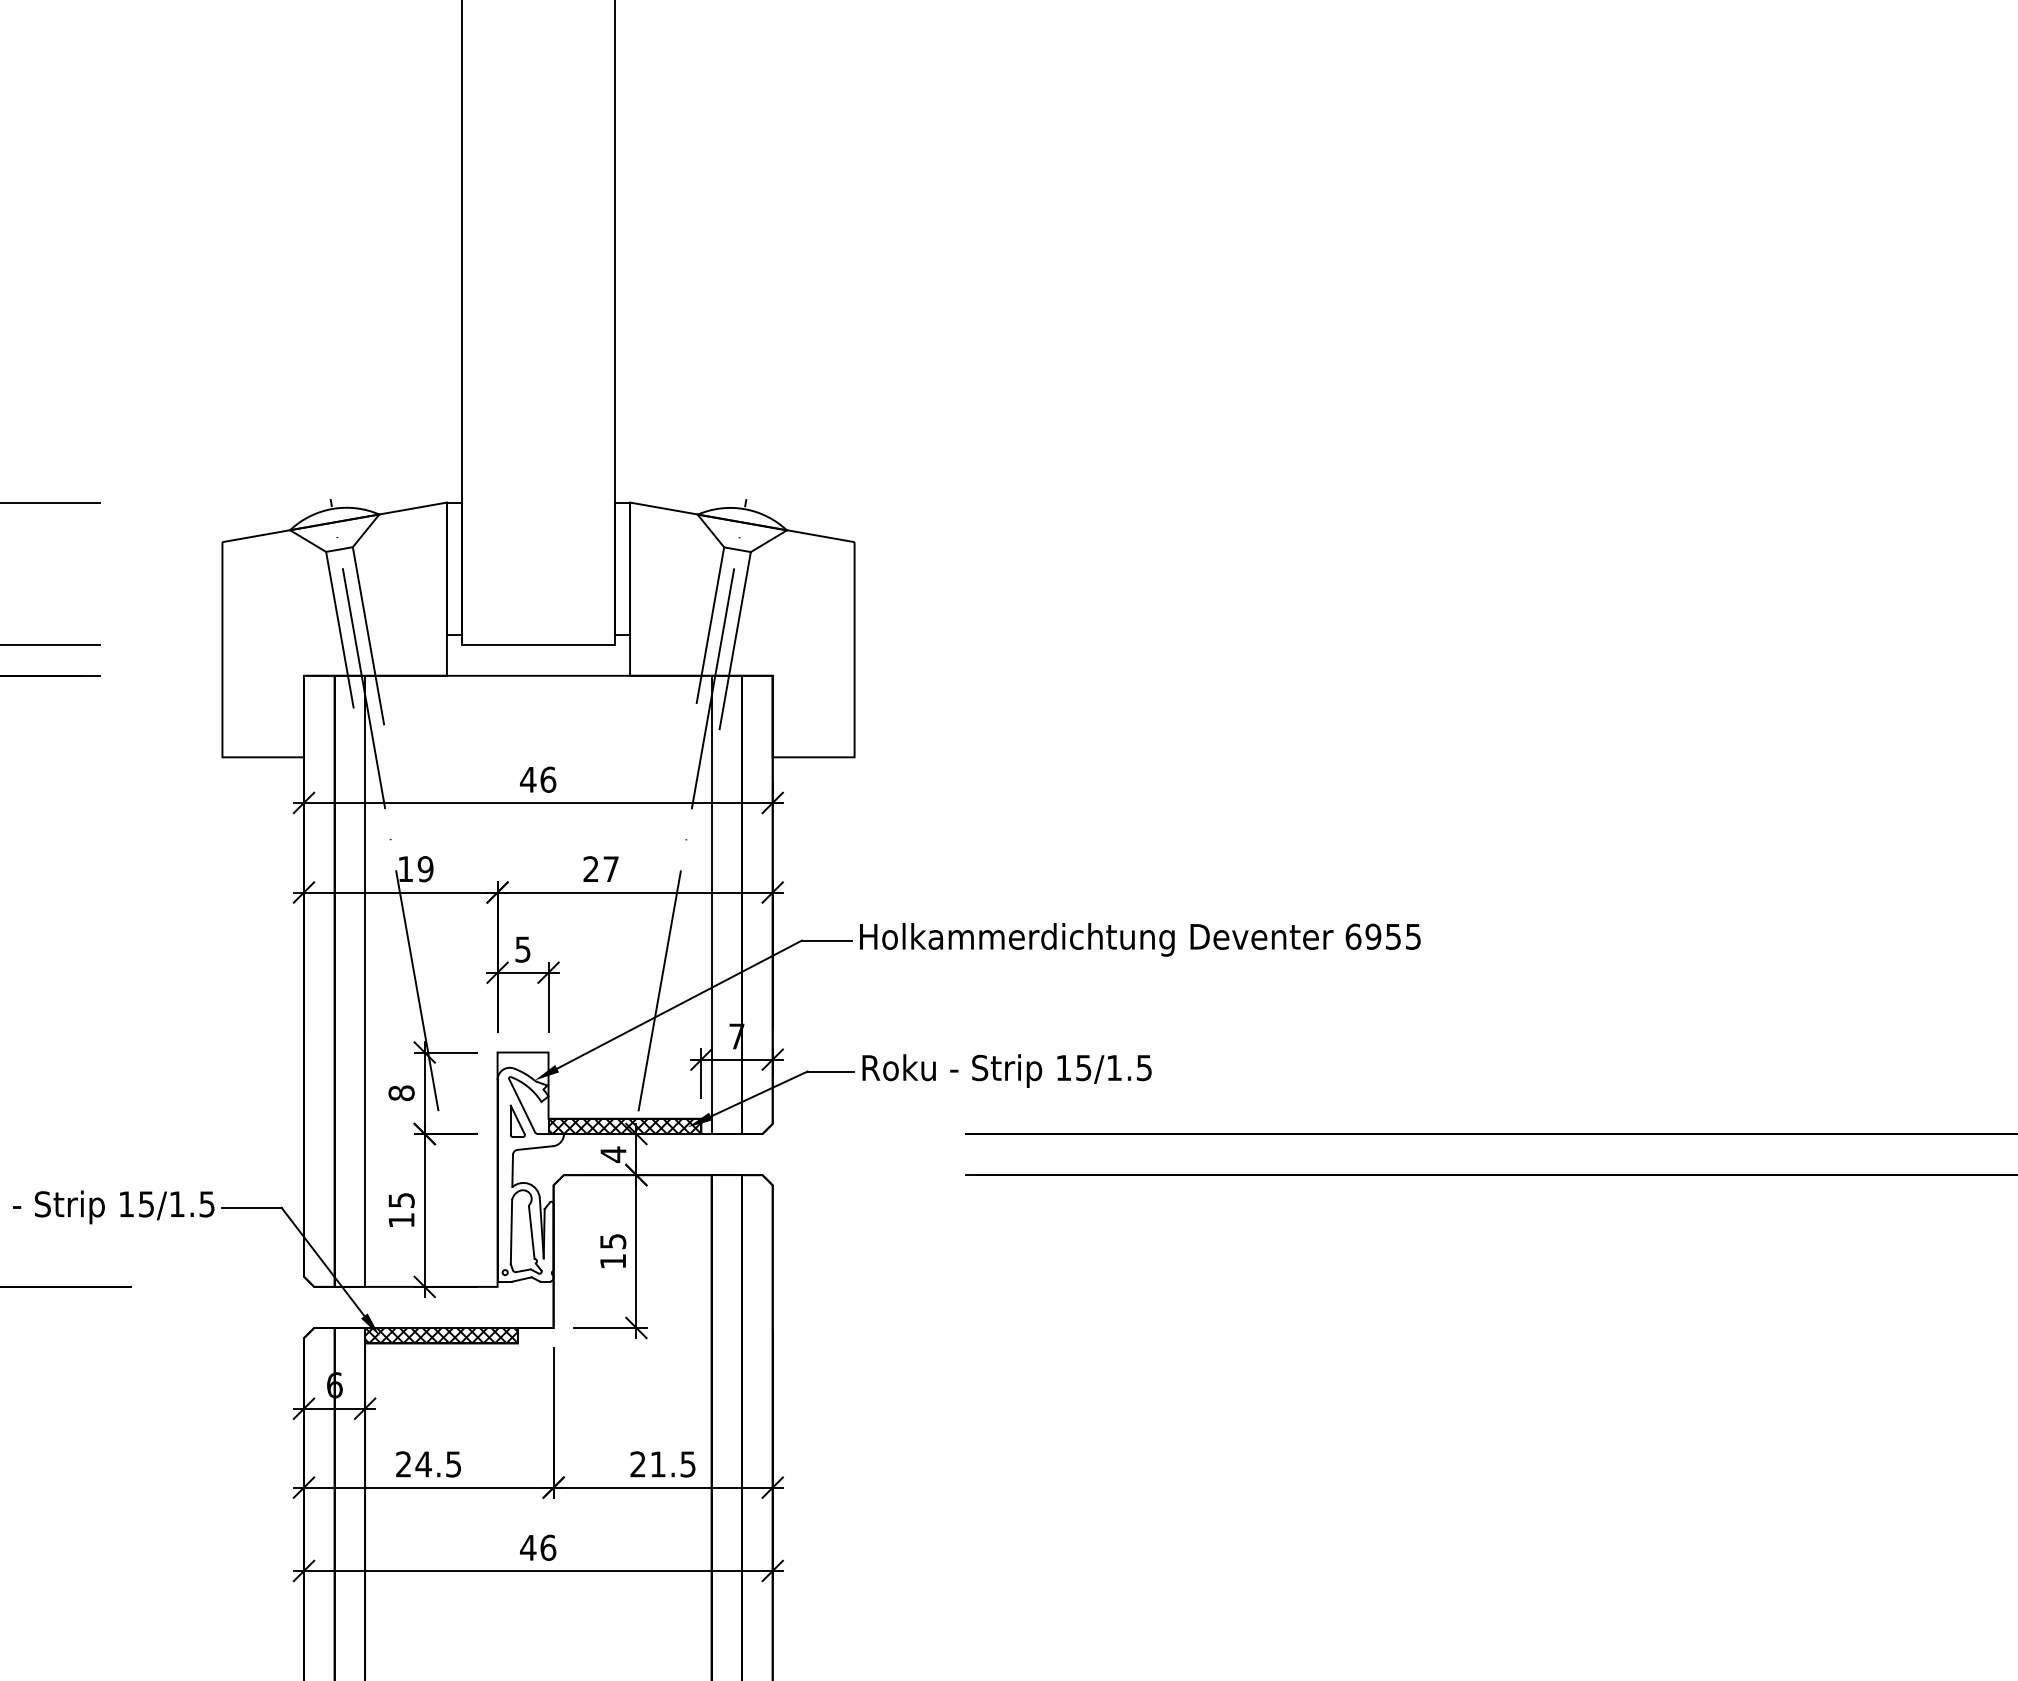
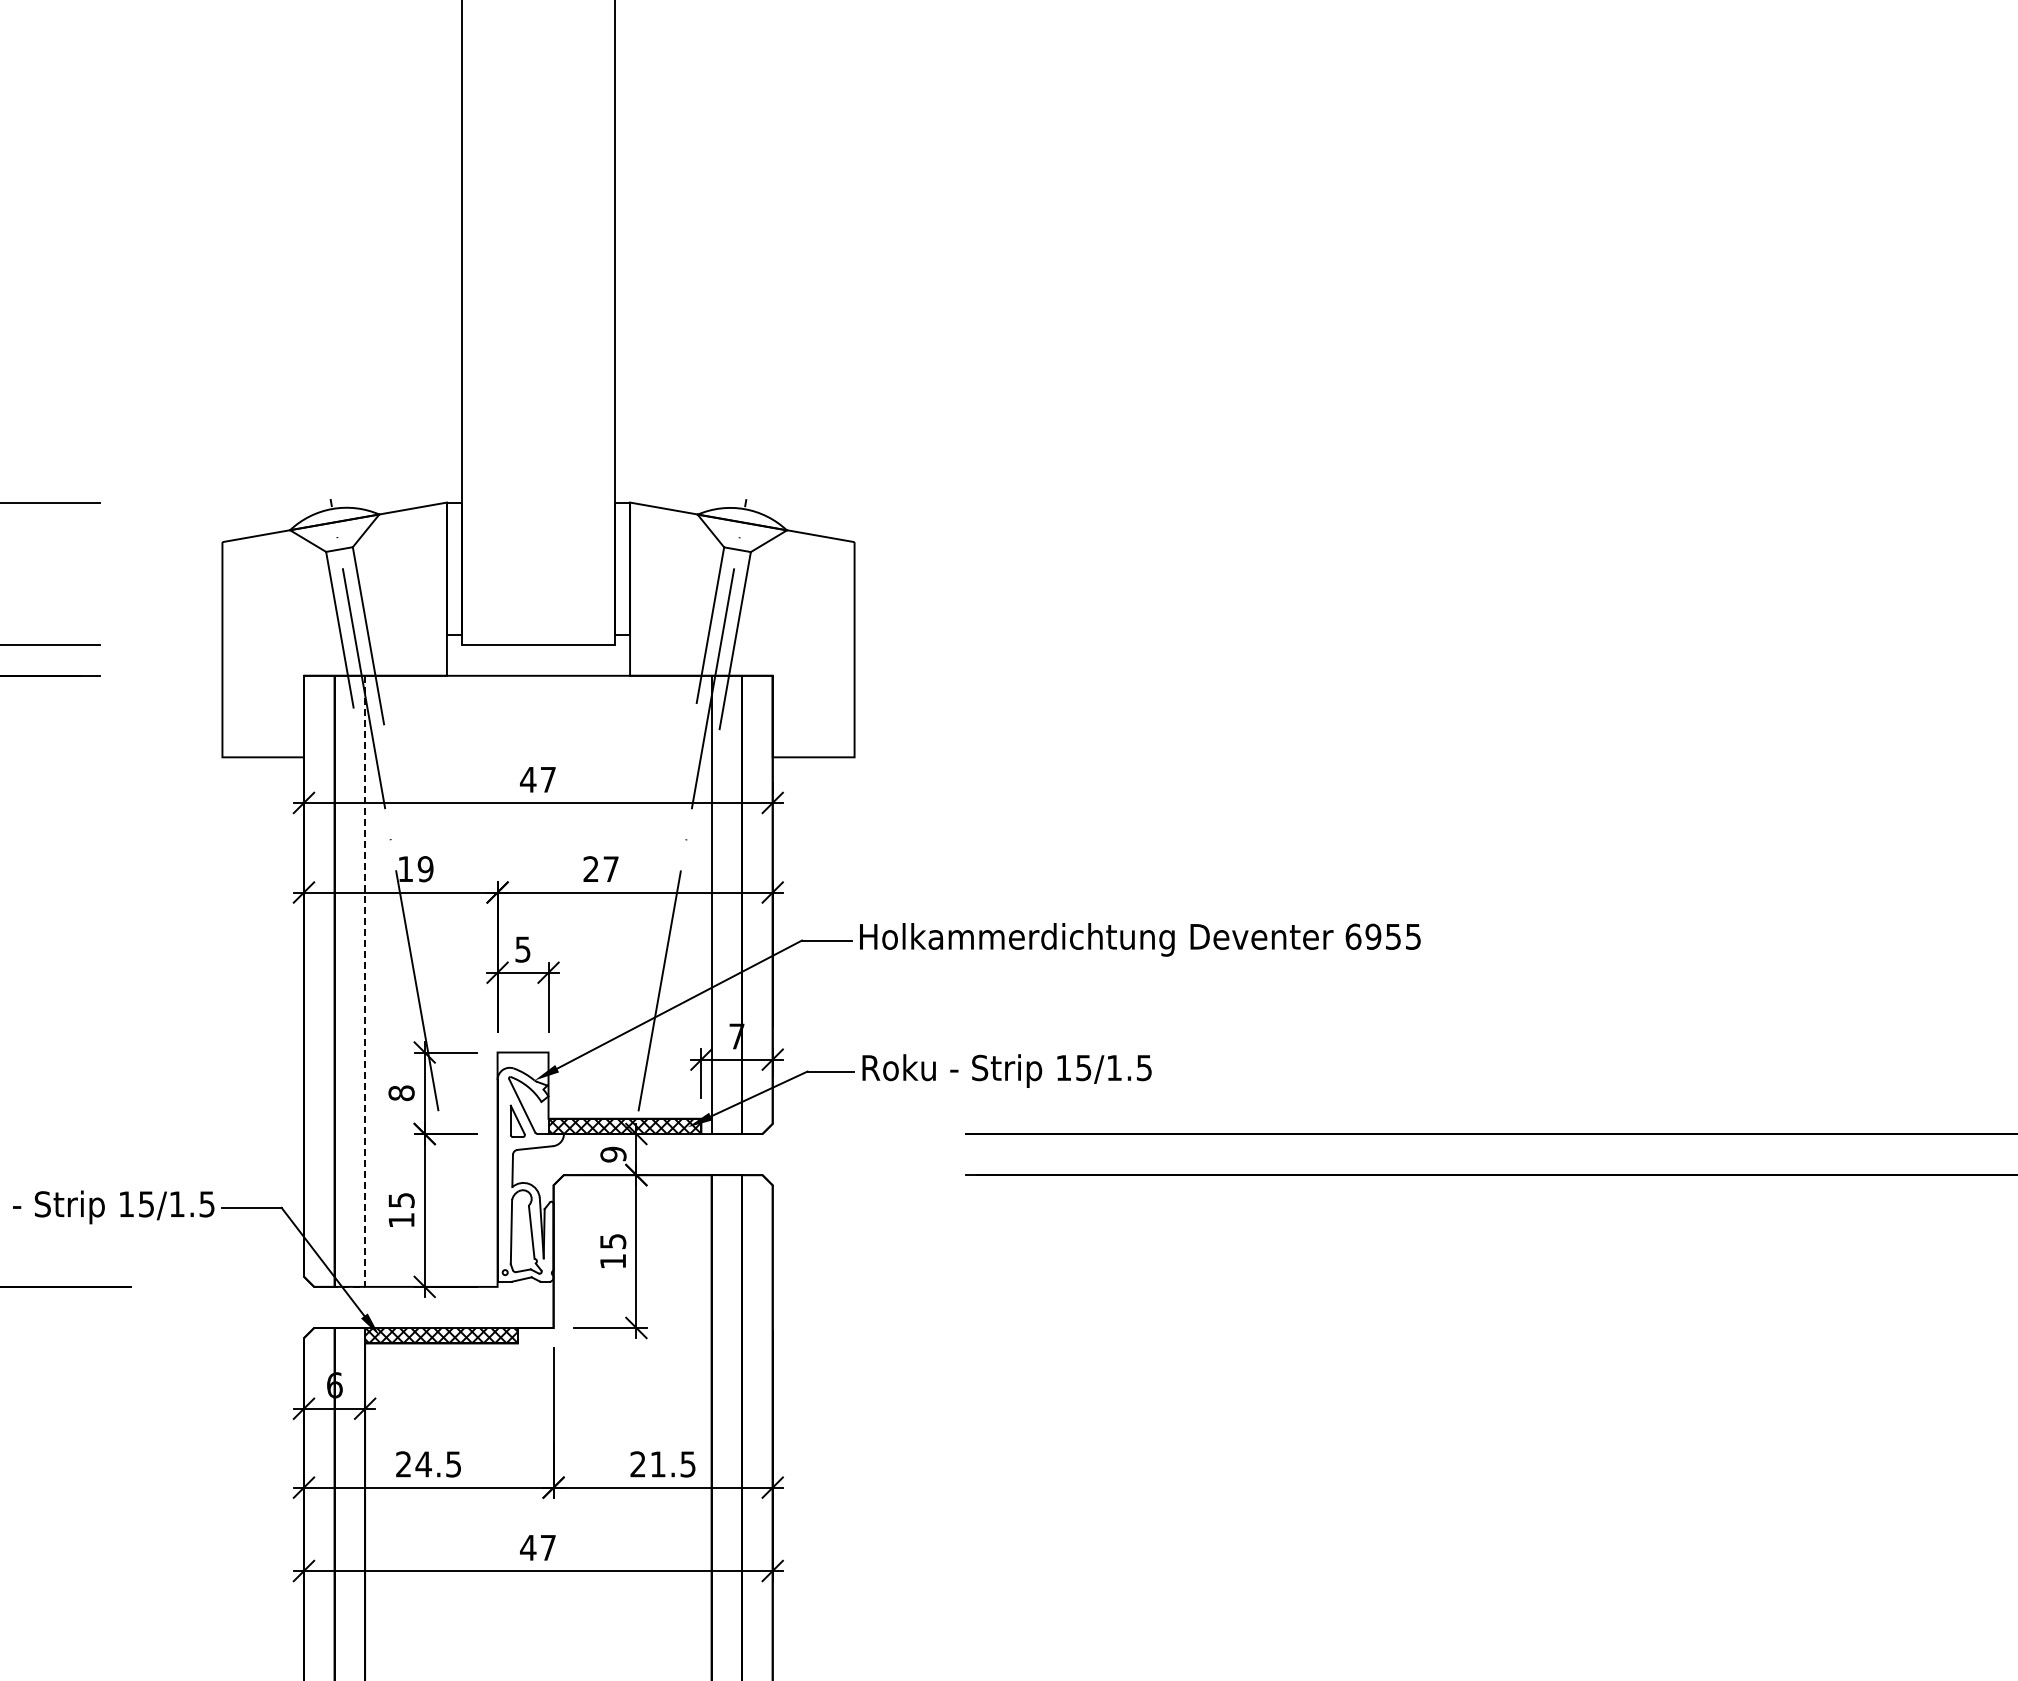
text: 46 -> 47 (548, 779)
line: solid -> dashed (365, 998)
text: 4 -> 9 (613, 1154)
text: 46 -> 47 (548, 1547)
